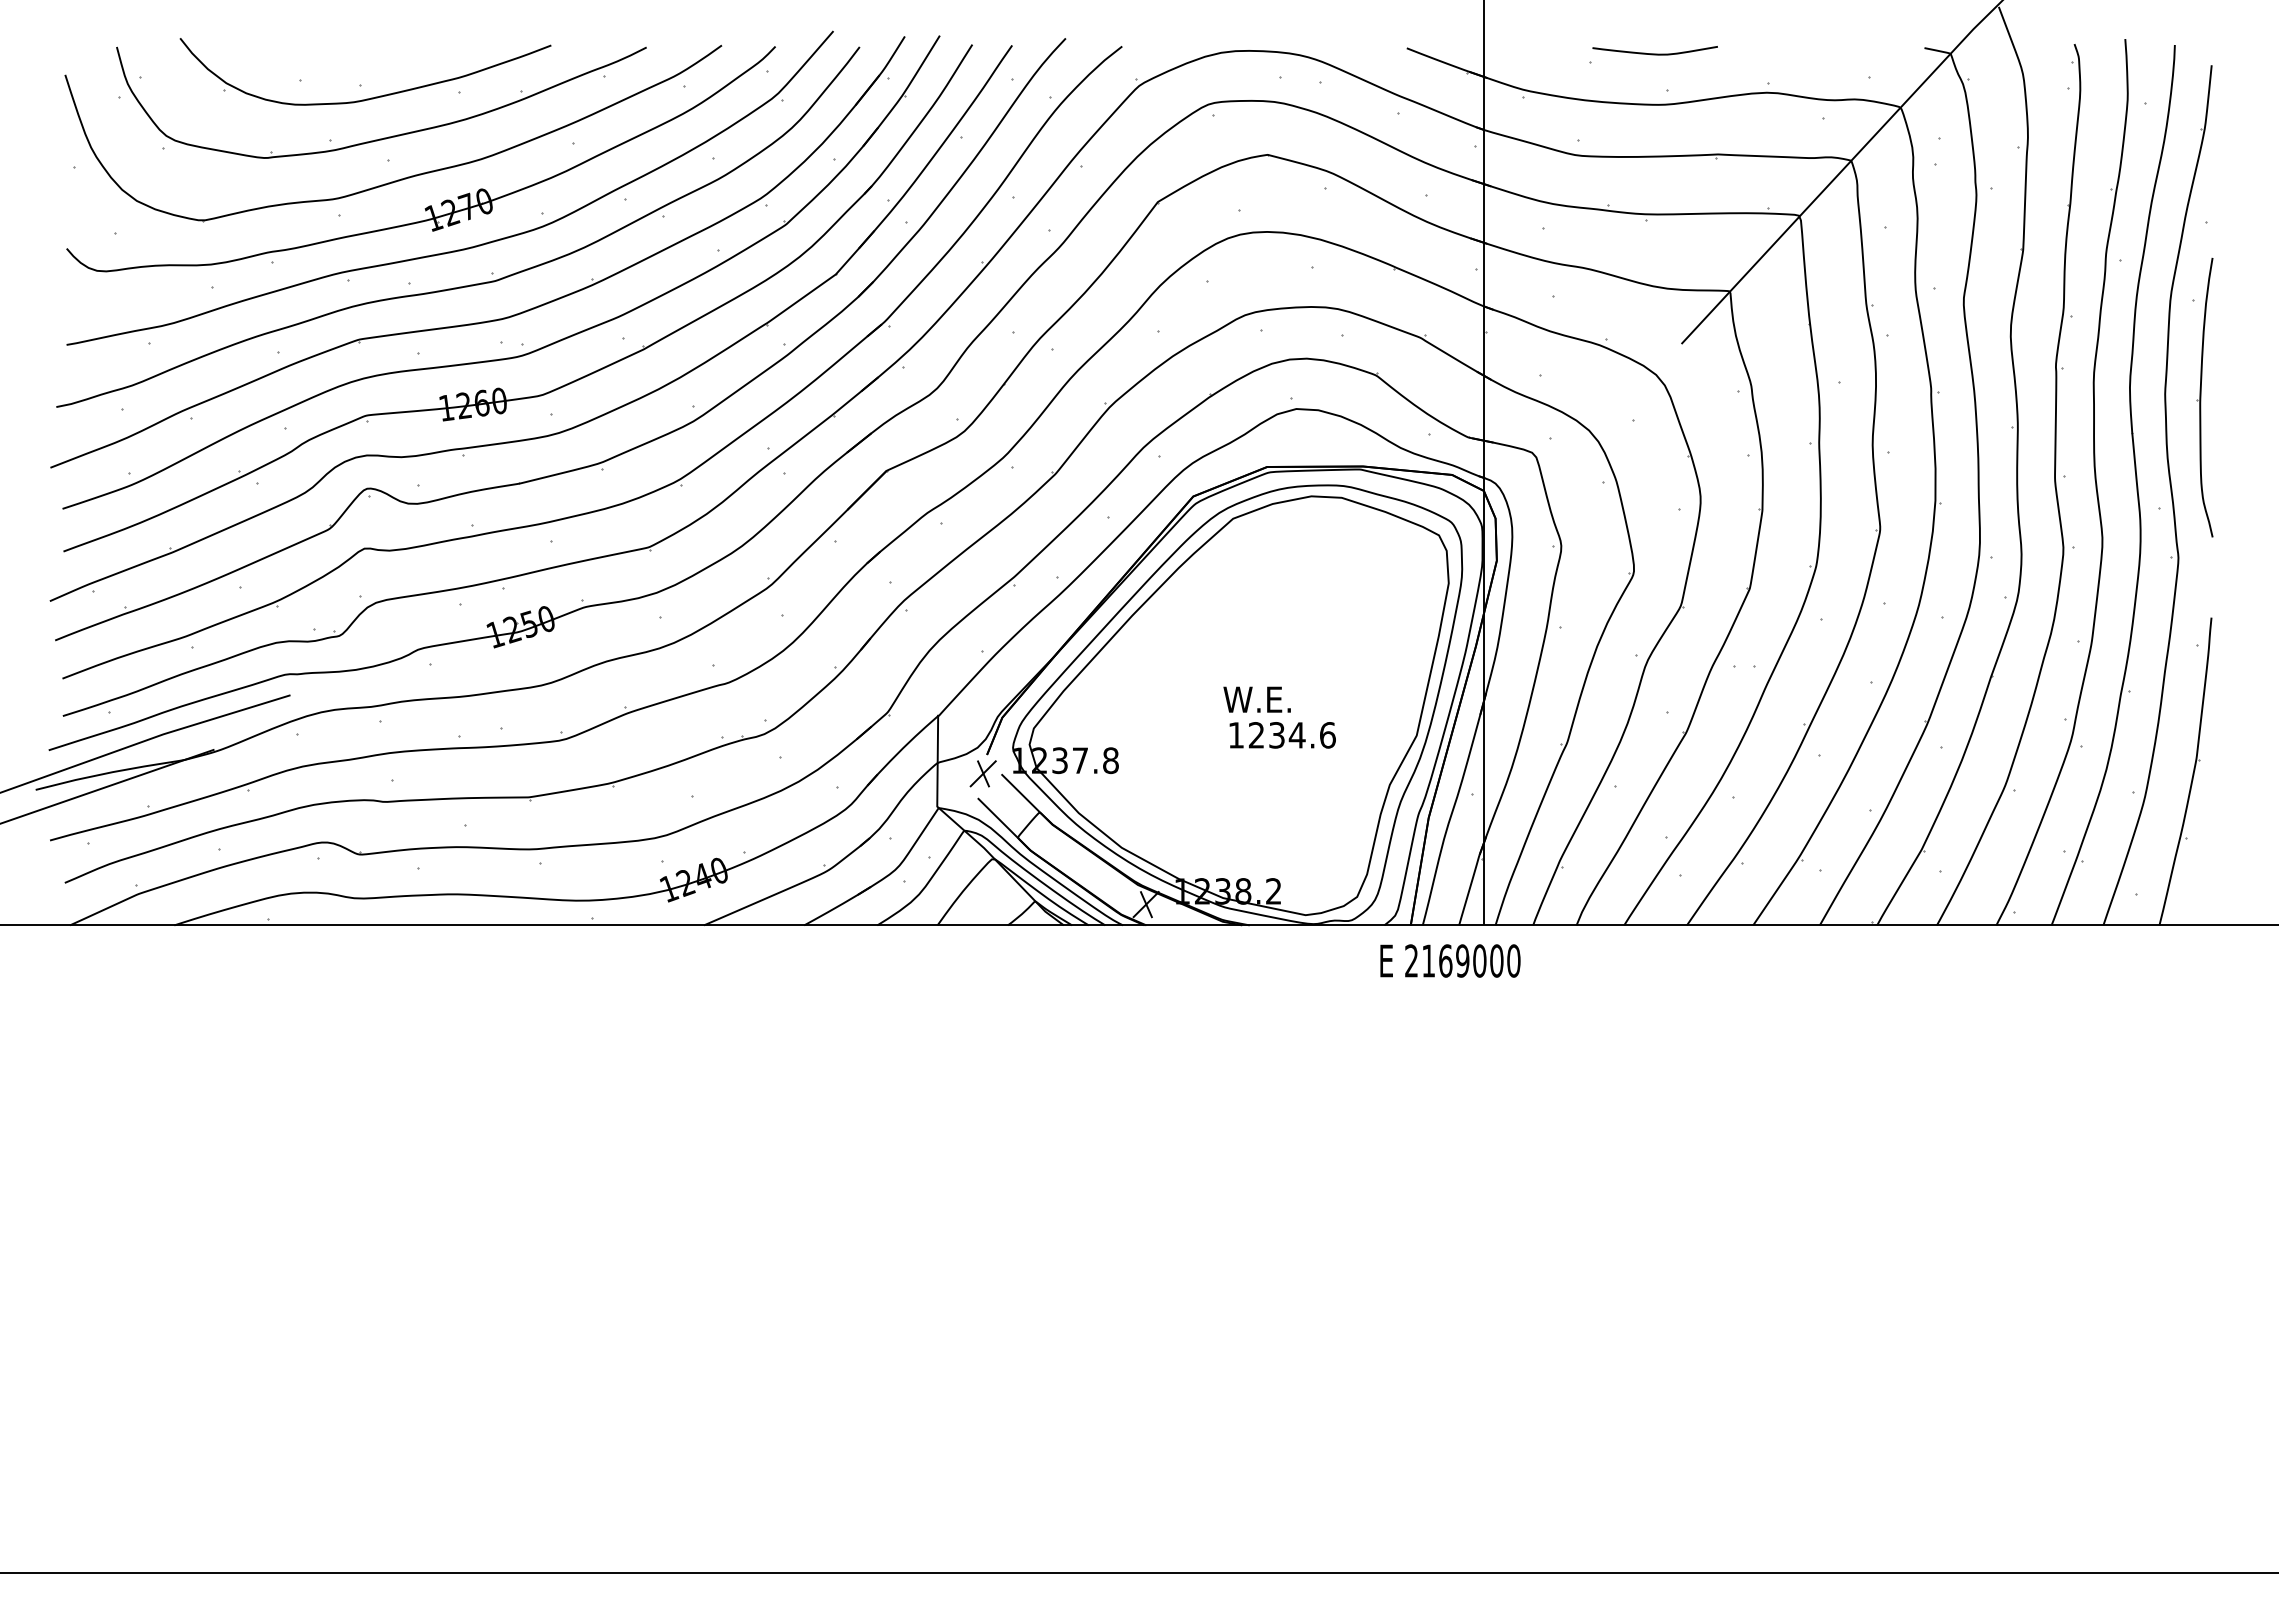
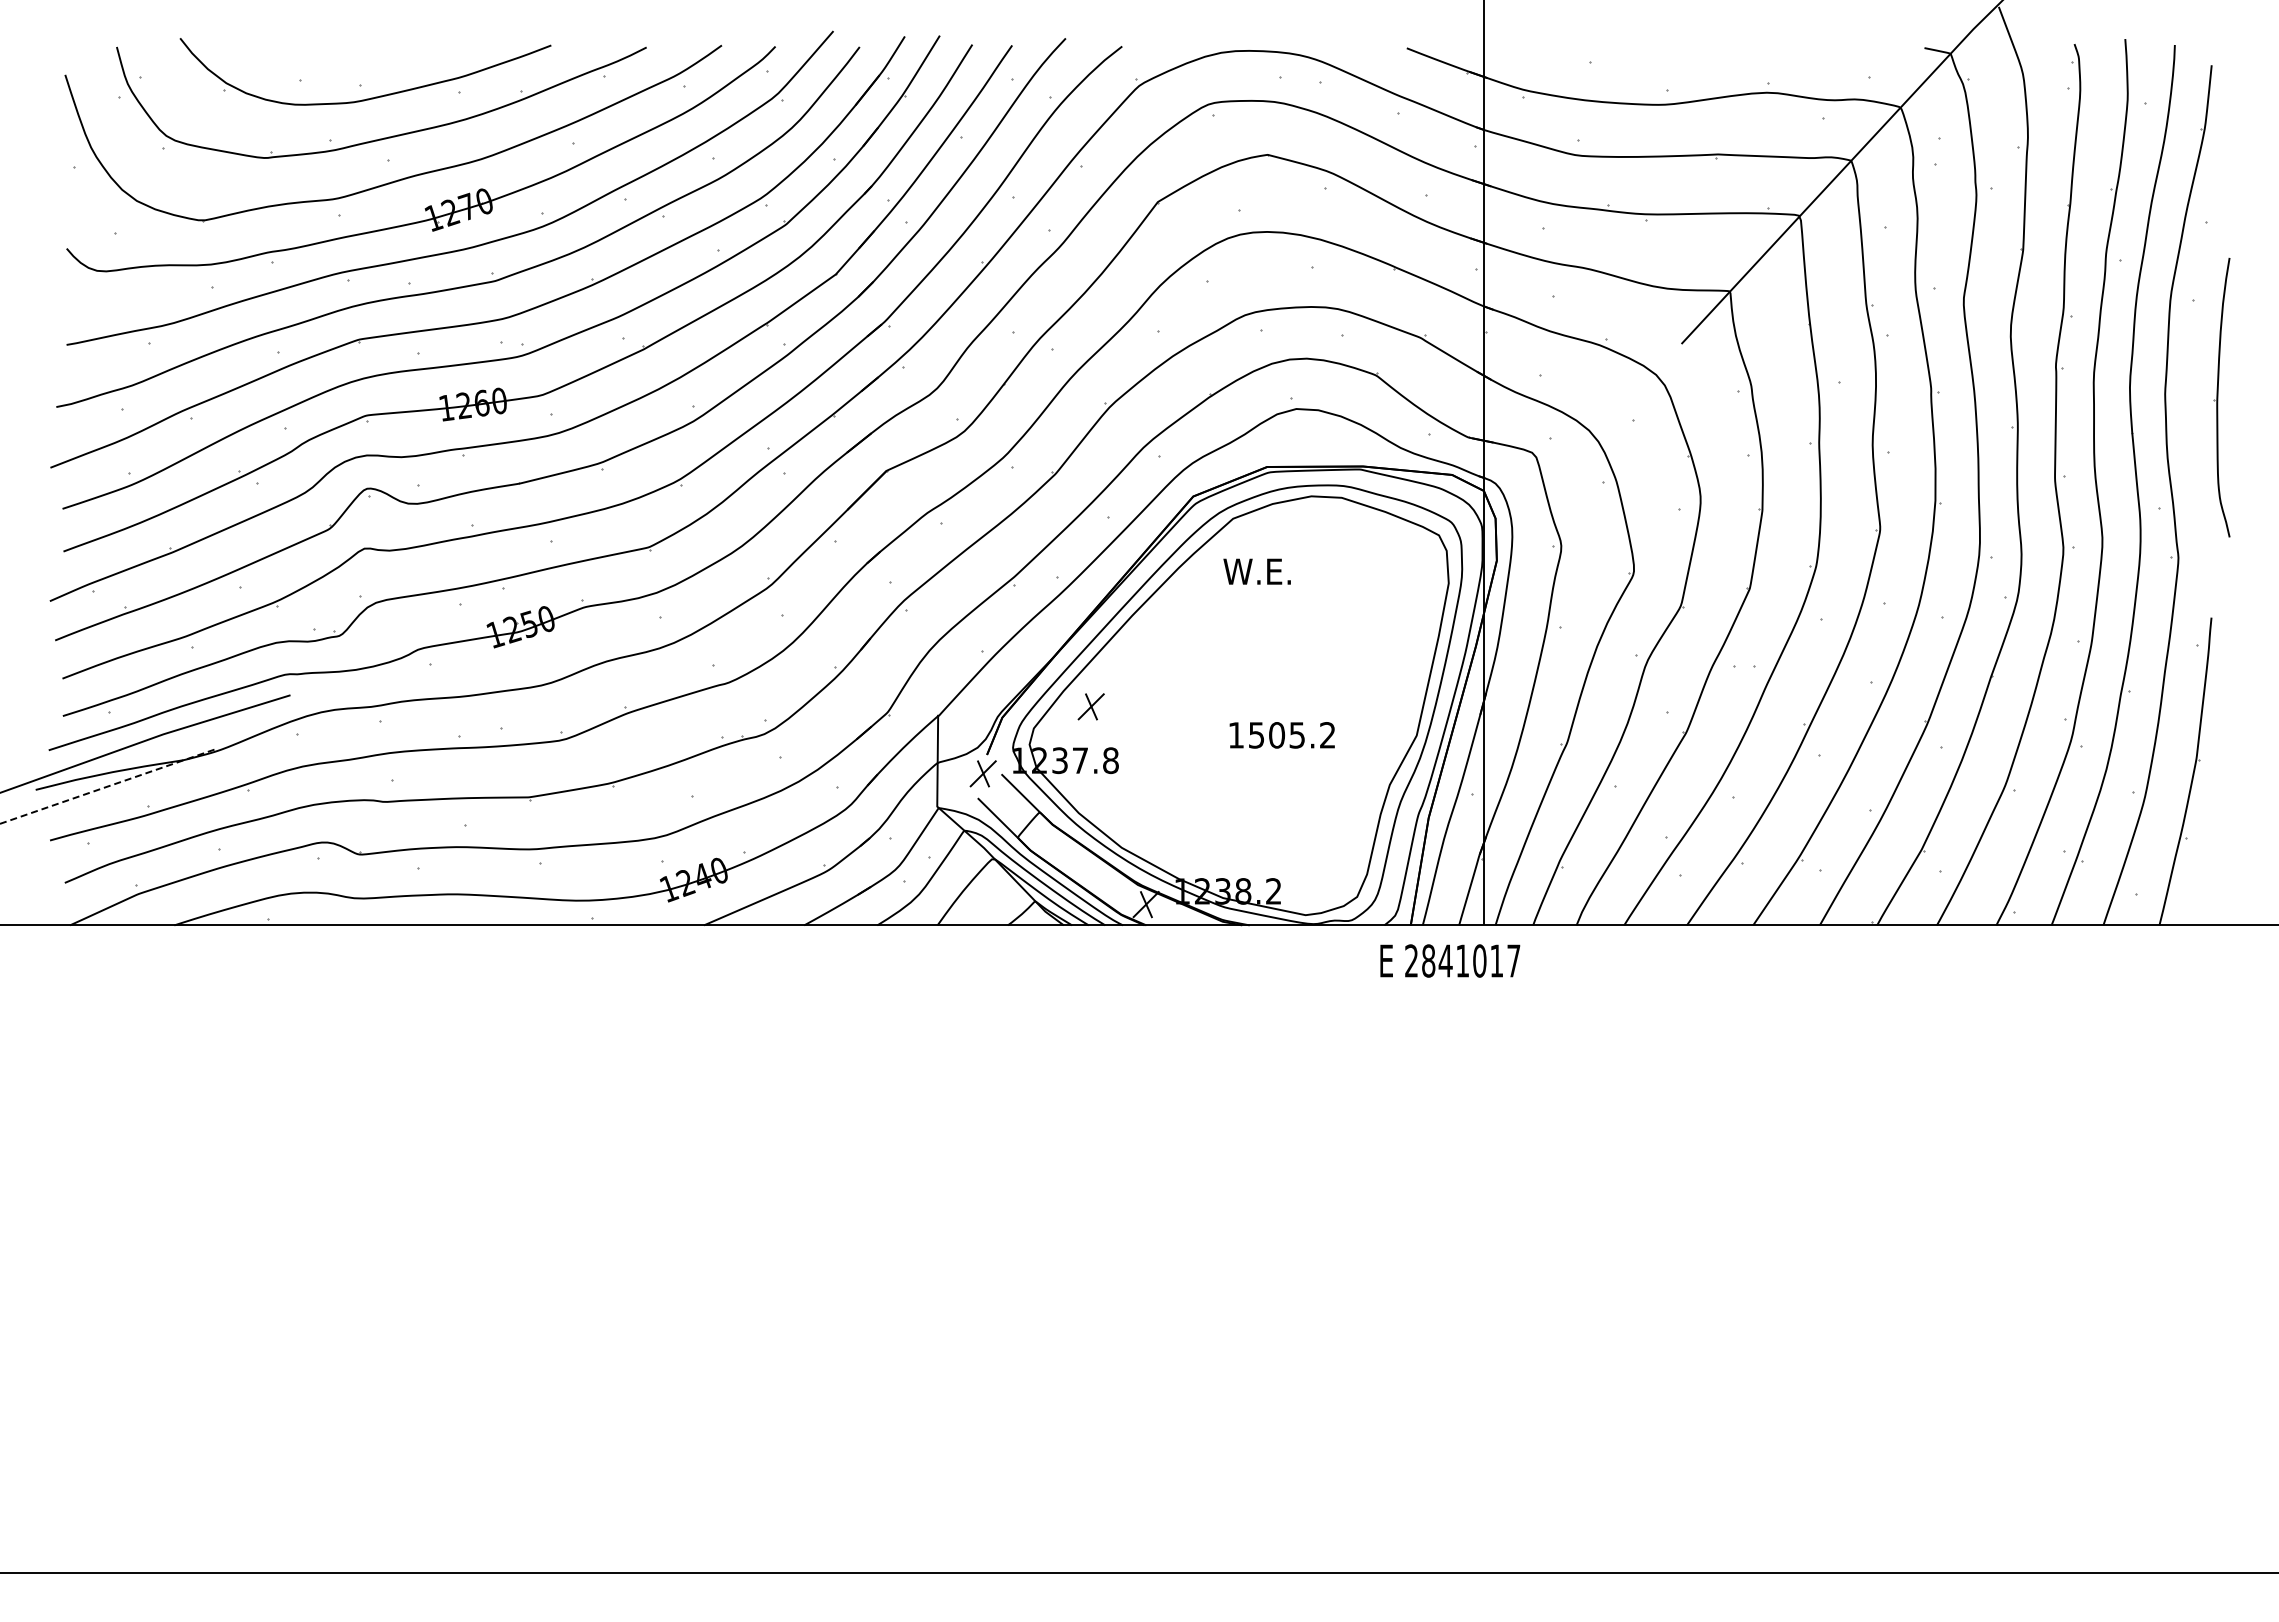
curve: present -> none (1654, 53)
part position: (2204, 397) -> (2221, 397) (2221, 397)
text position: (1256, 699) -> (1256, 571) (1256, 571)
part: none -> present (1090, 706)
text: 1234.6 -> 1505.2 (1292, 735)
line: solid -> dashed (106, 786)
text: 2169000 -> 2841017 (1471, 960)
